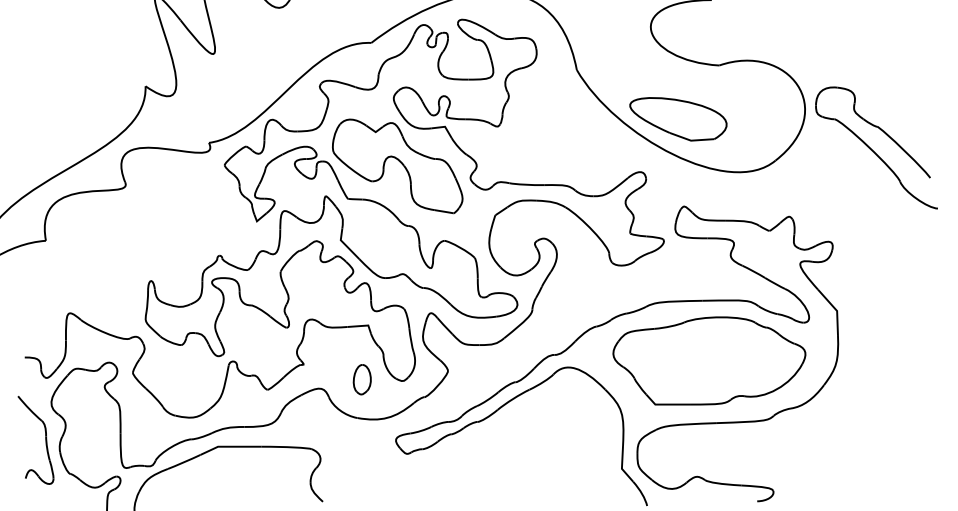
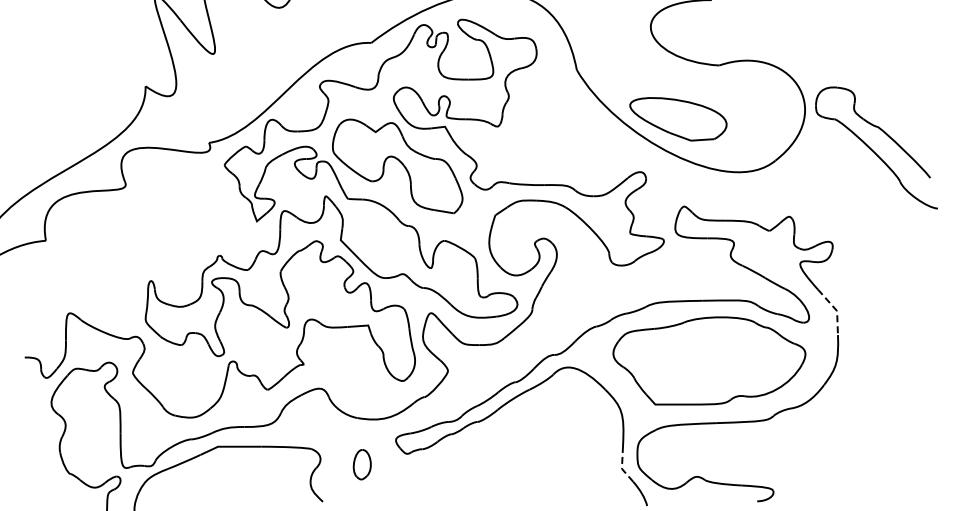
line: solid -> dashed (836, 310)
part position: (361, 379) -> (361, 464) (361, 464)
part: present -> none (45, 440)
line: solid -> dashed (622, 466)
